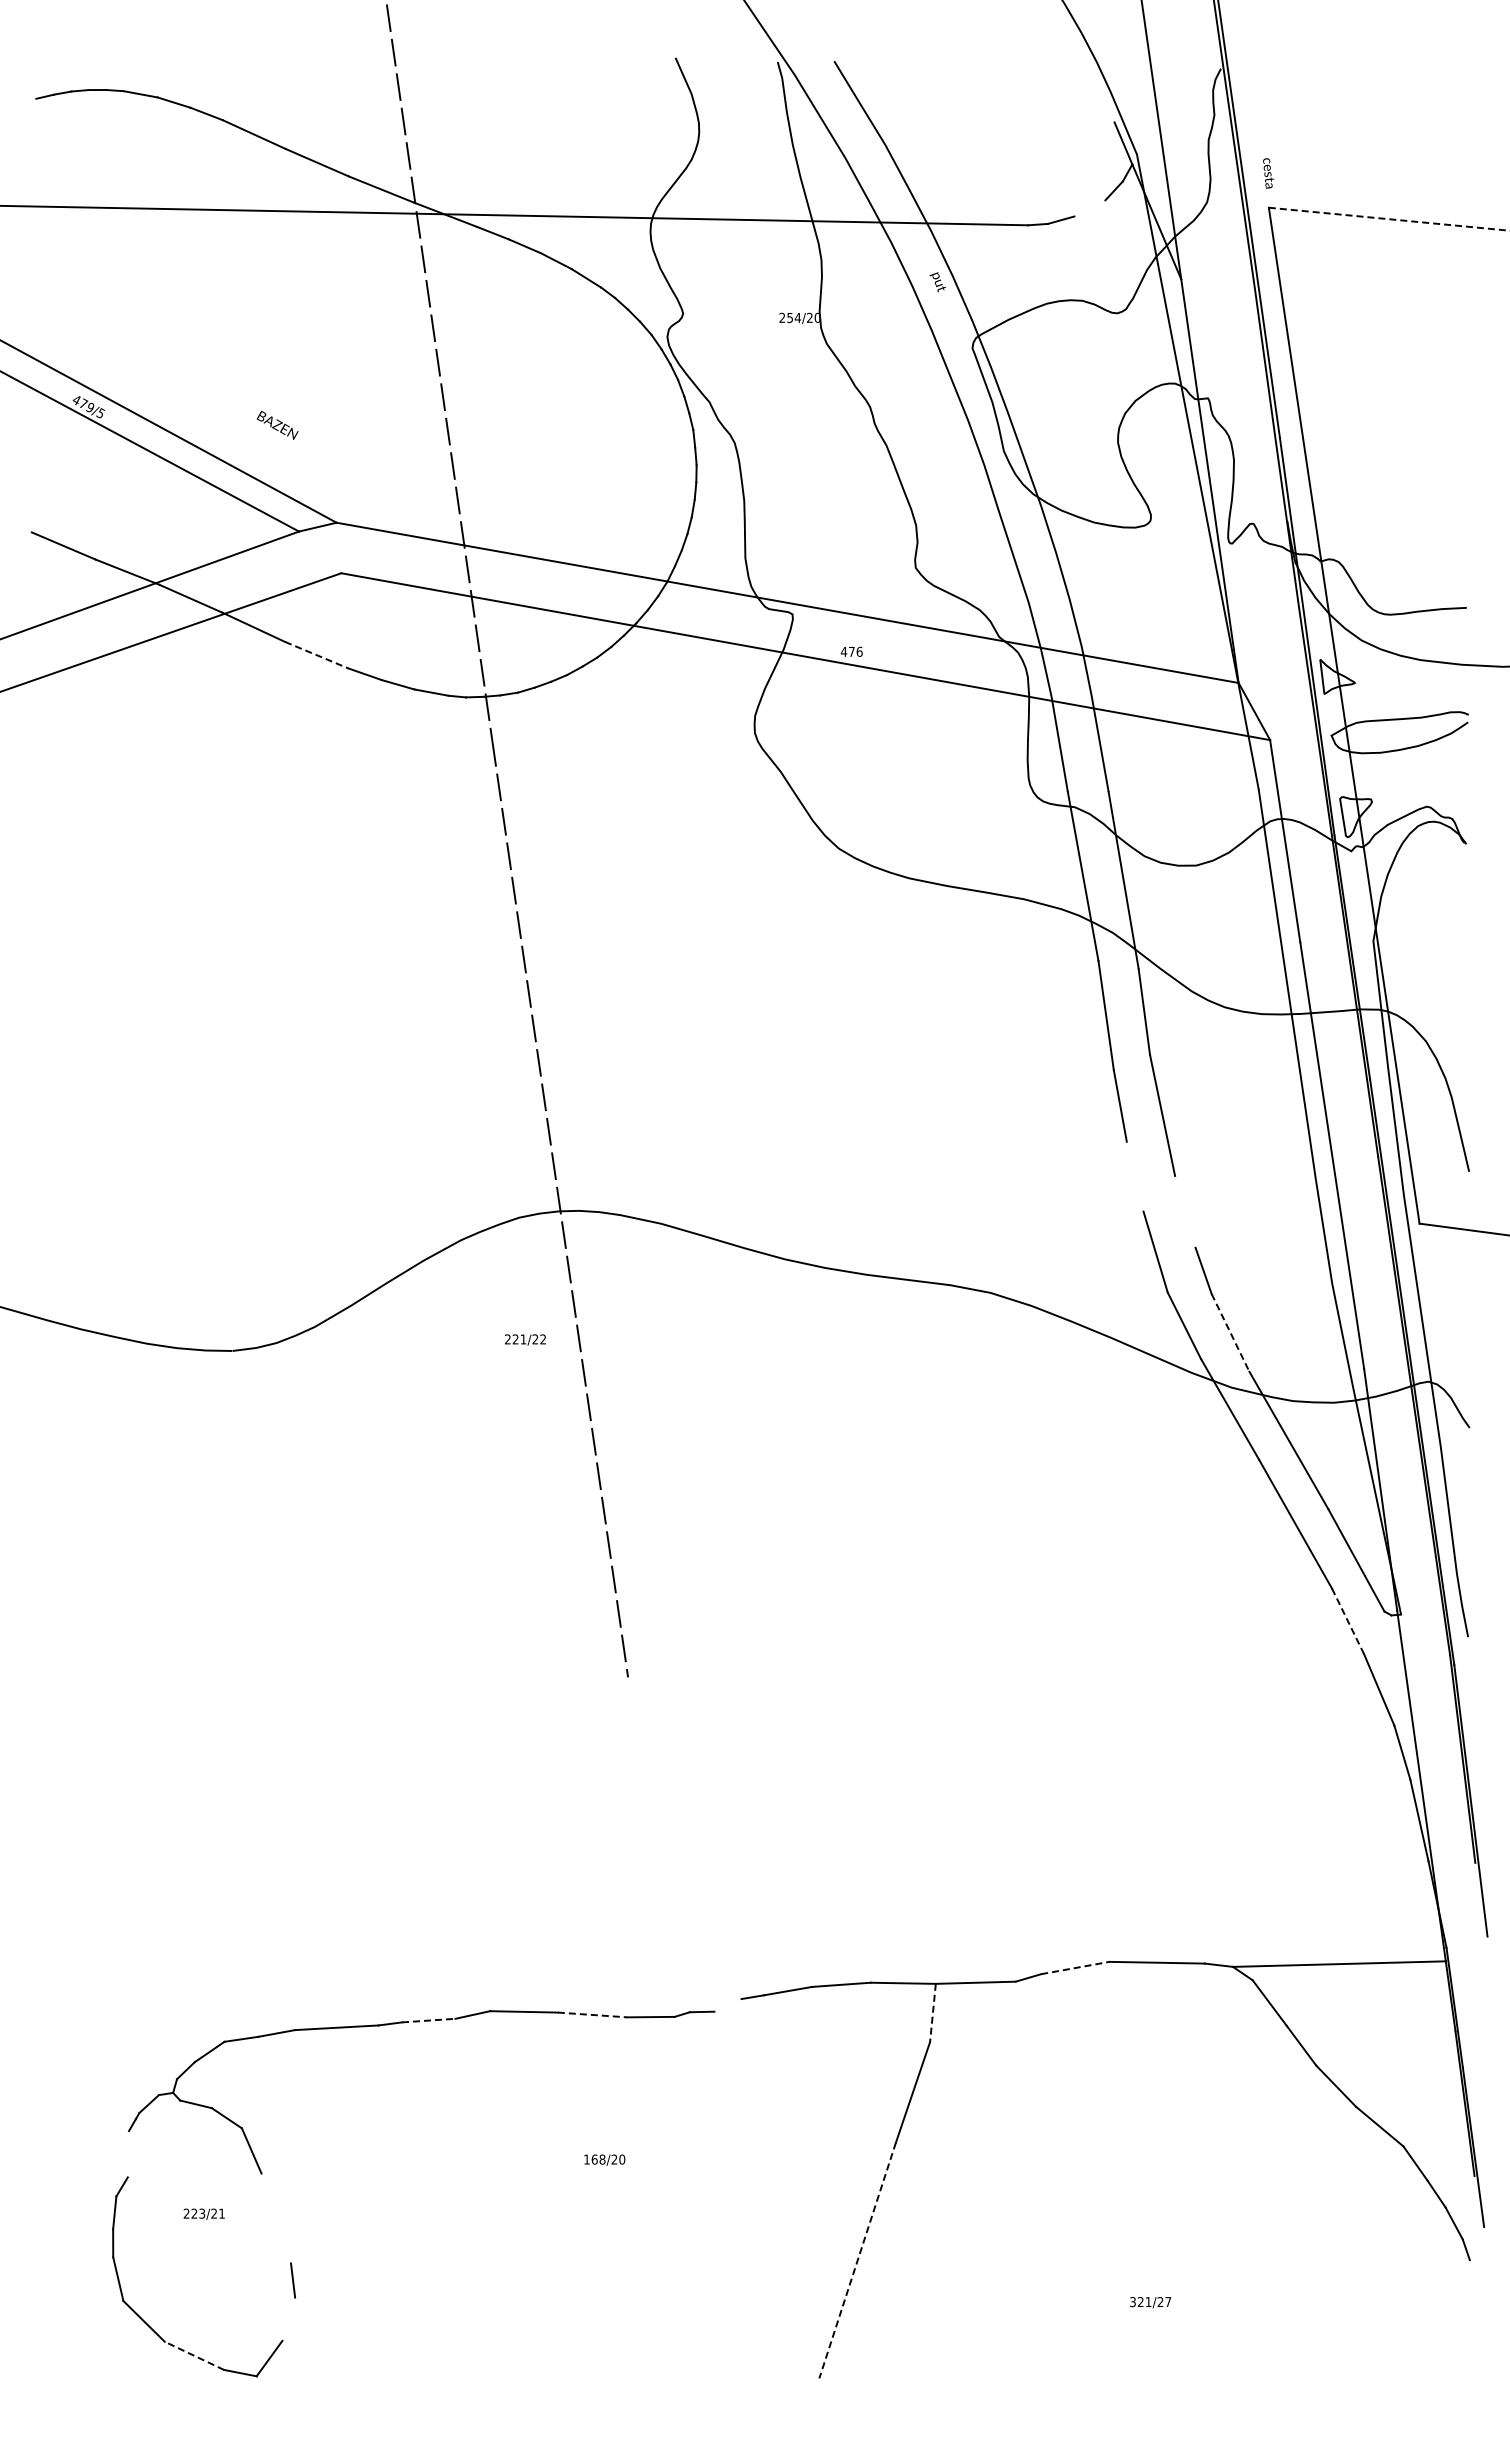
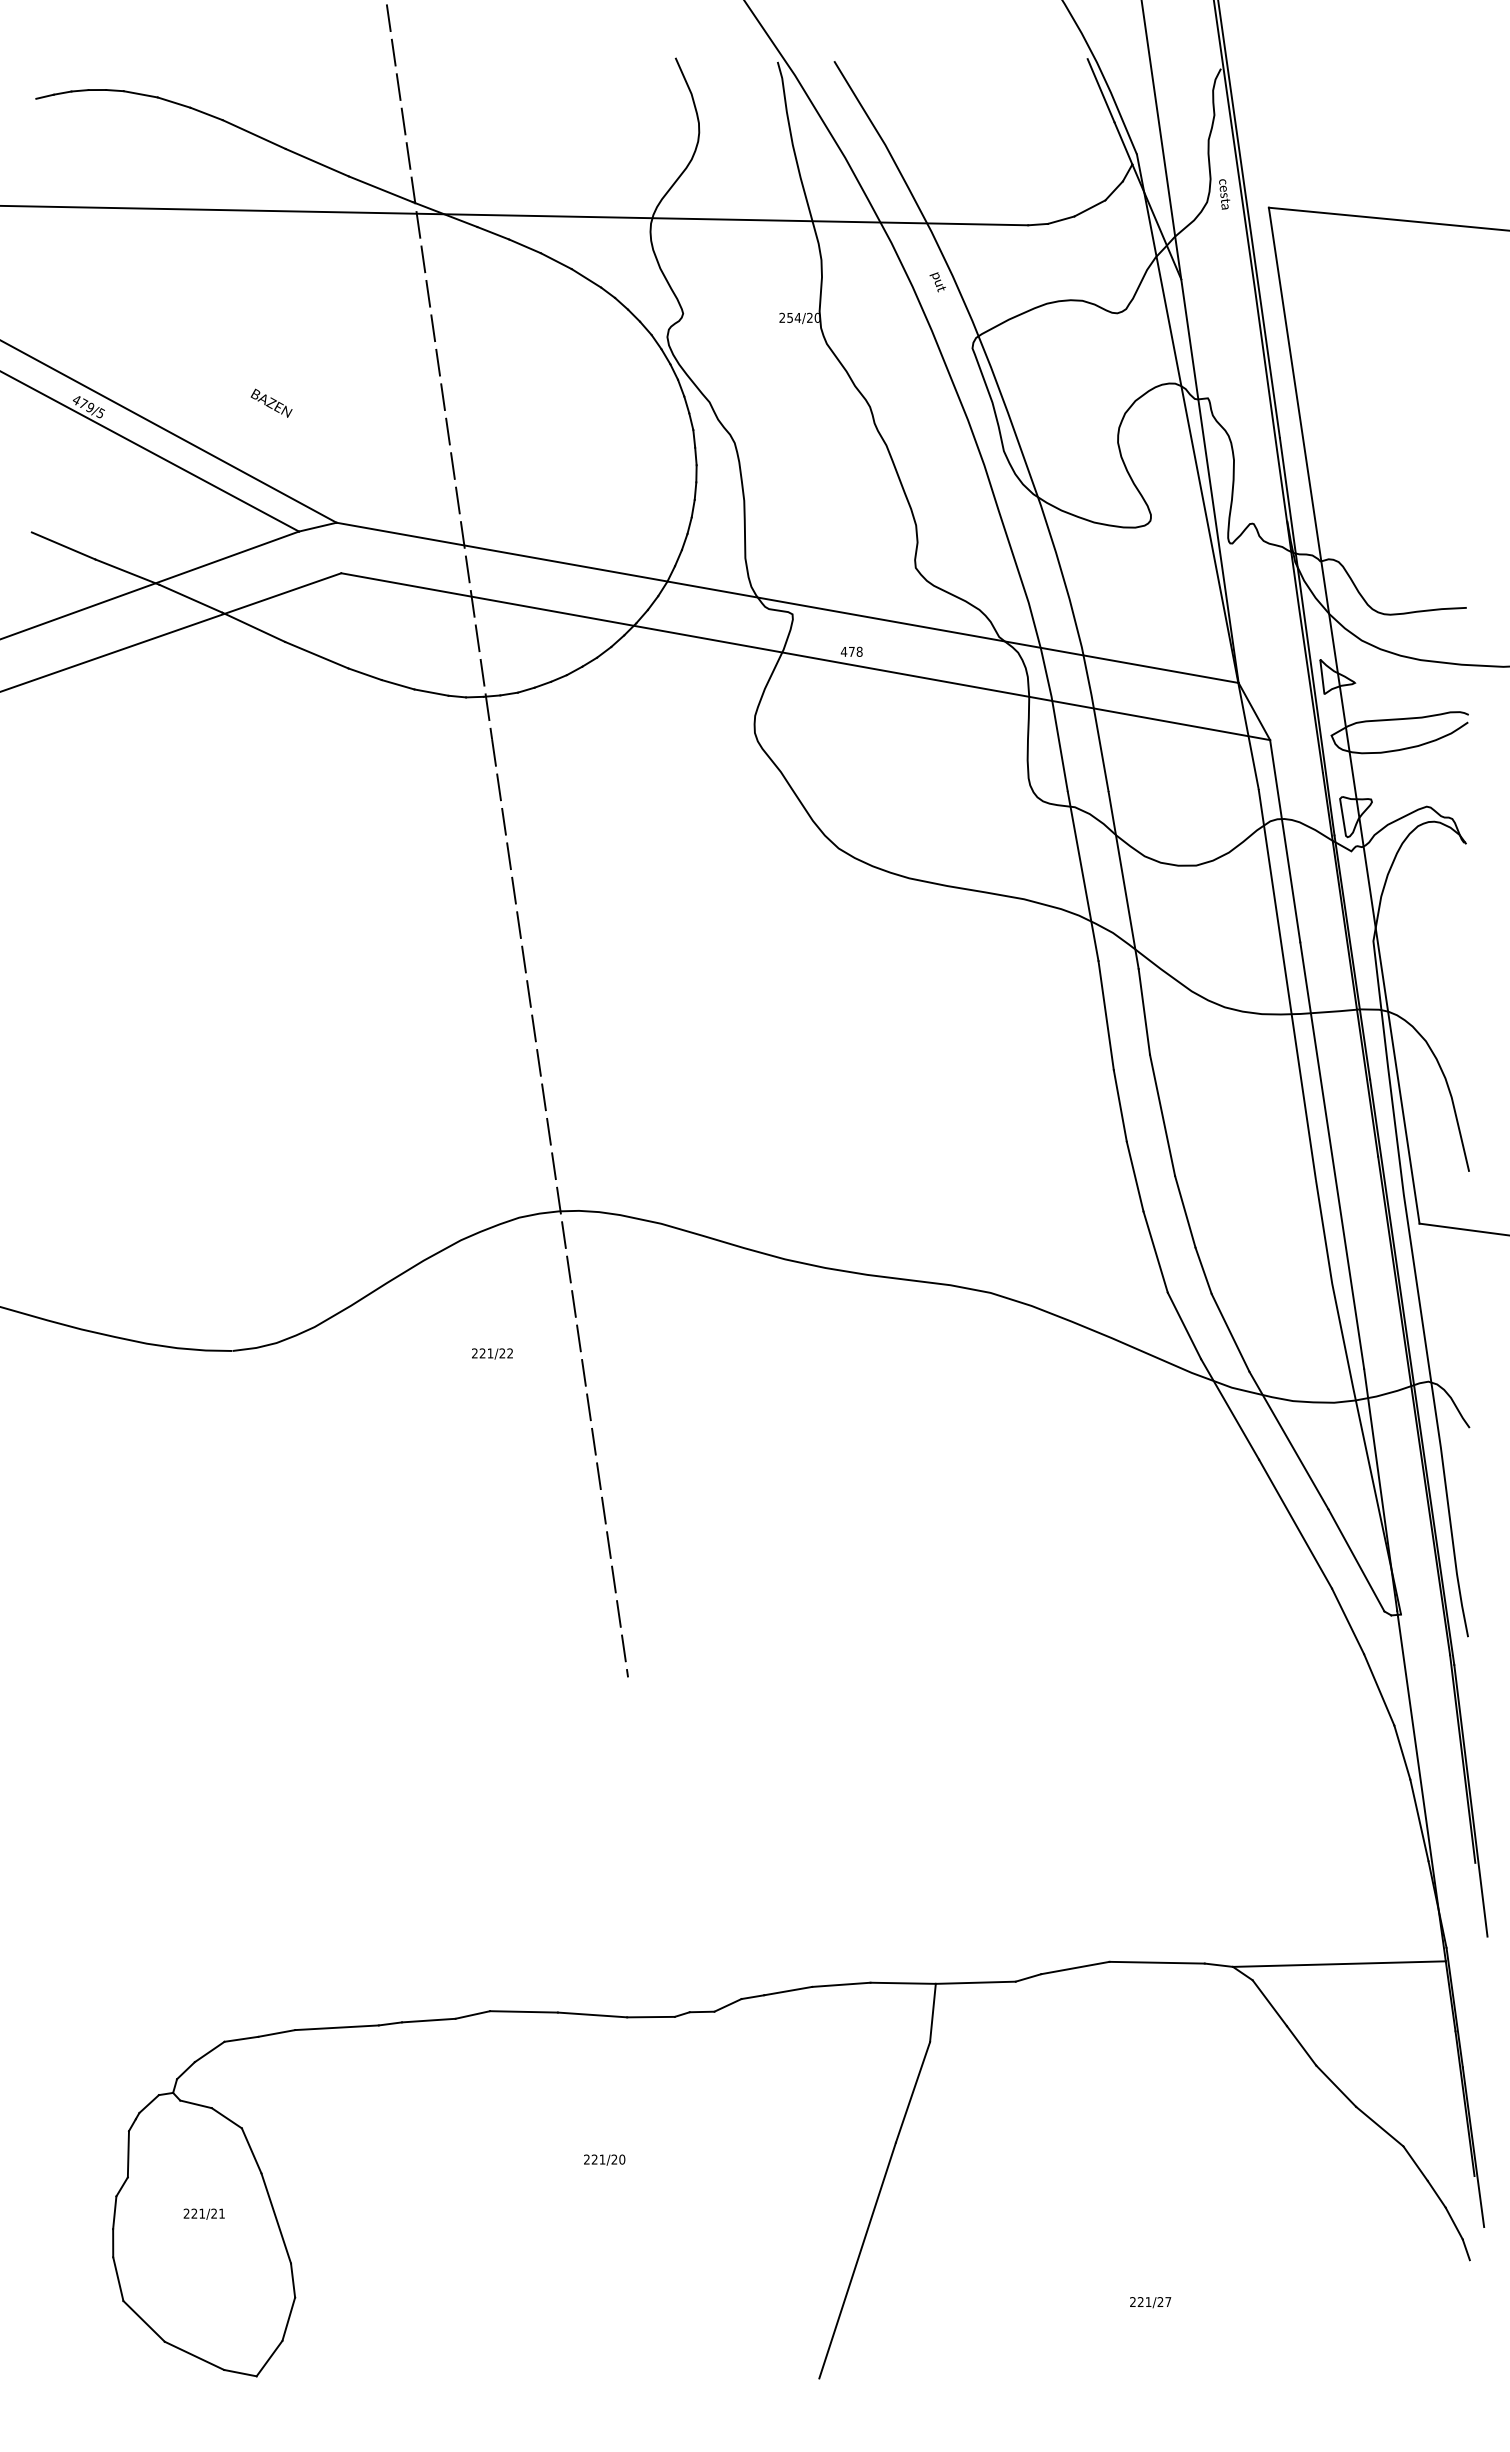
line: none -> present (1100, 90)
text position: (1268, 173) -> (1224, 194) (1224, 194)
line: none -> present (1089, 208)
line: dashed -> solid (1389, 219)
text position: (277, 424) -> (271, 402) (271, 402)
text: 476 -> 478 (859, 651)
line: dashed -> solid (317, 655)
line: none -> present (1134, 1176)
line: none -> present (1185, 1211)
line: dashed -> solid (1230, 1333)
text position: (525, 1339) -> (492, 1353) (492, 1353)
line: dashed -> solid (1348, 1621)
line: dashed -> solid (1075, 1968)
line: none -> present (727, 2005)
line: dashed -> solid (932, 2013)
line: dashed -> solid (592, 2014)
line: dashed -> solid (428, 2020)
line: none -> present (128, 2154)
text: 168/20 -> 221/20 (594, 2159)
text: 223/21 -> 221/21 (202, 2213)
line: none -> present (276, 2218)
line: dashed -> solid (857, 2260)
text: 321/27 -> 221/27 (1132, 2302)
line: none -> present (288, 2318)
line: dashed -> solid (194, 2355)
